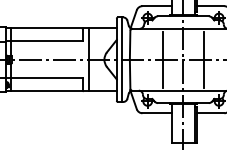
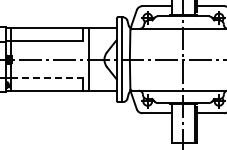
line: present -> none (162, 59)
line: present -> none (204, 59)
line: solid -> dashed (46, 78)
